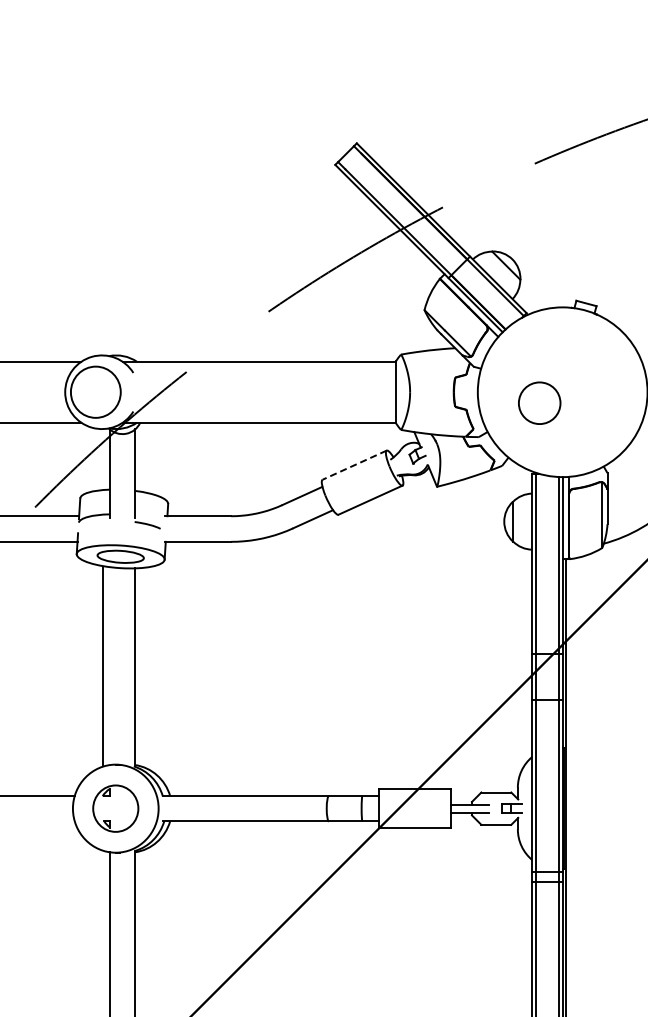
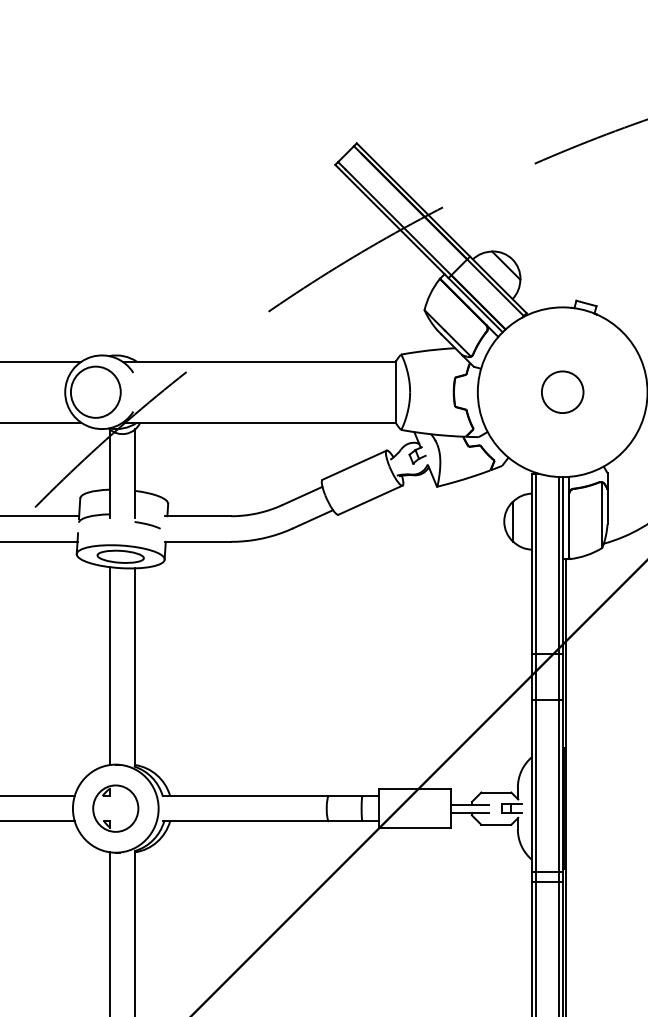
circle position: (539, 402) -> (562, 391) (562, 391)
line: dashed -> solid (354, 465)
line position: (102, 666) -> (109, 666) (109, 666)
line: none -> present (38, 821)
